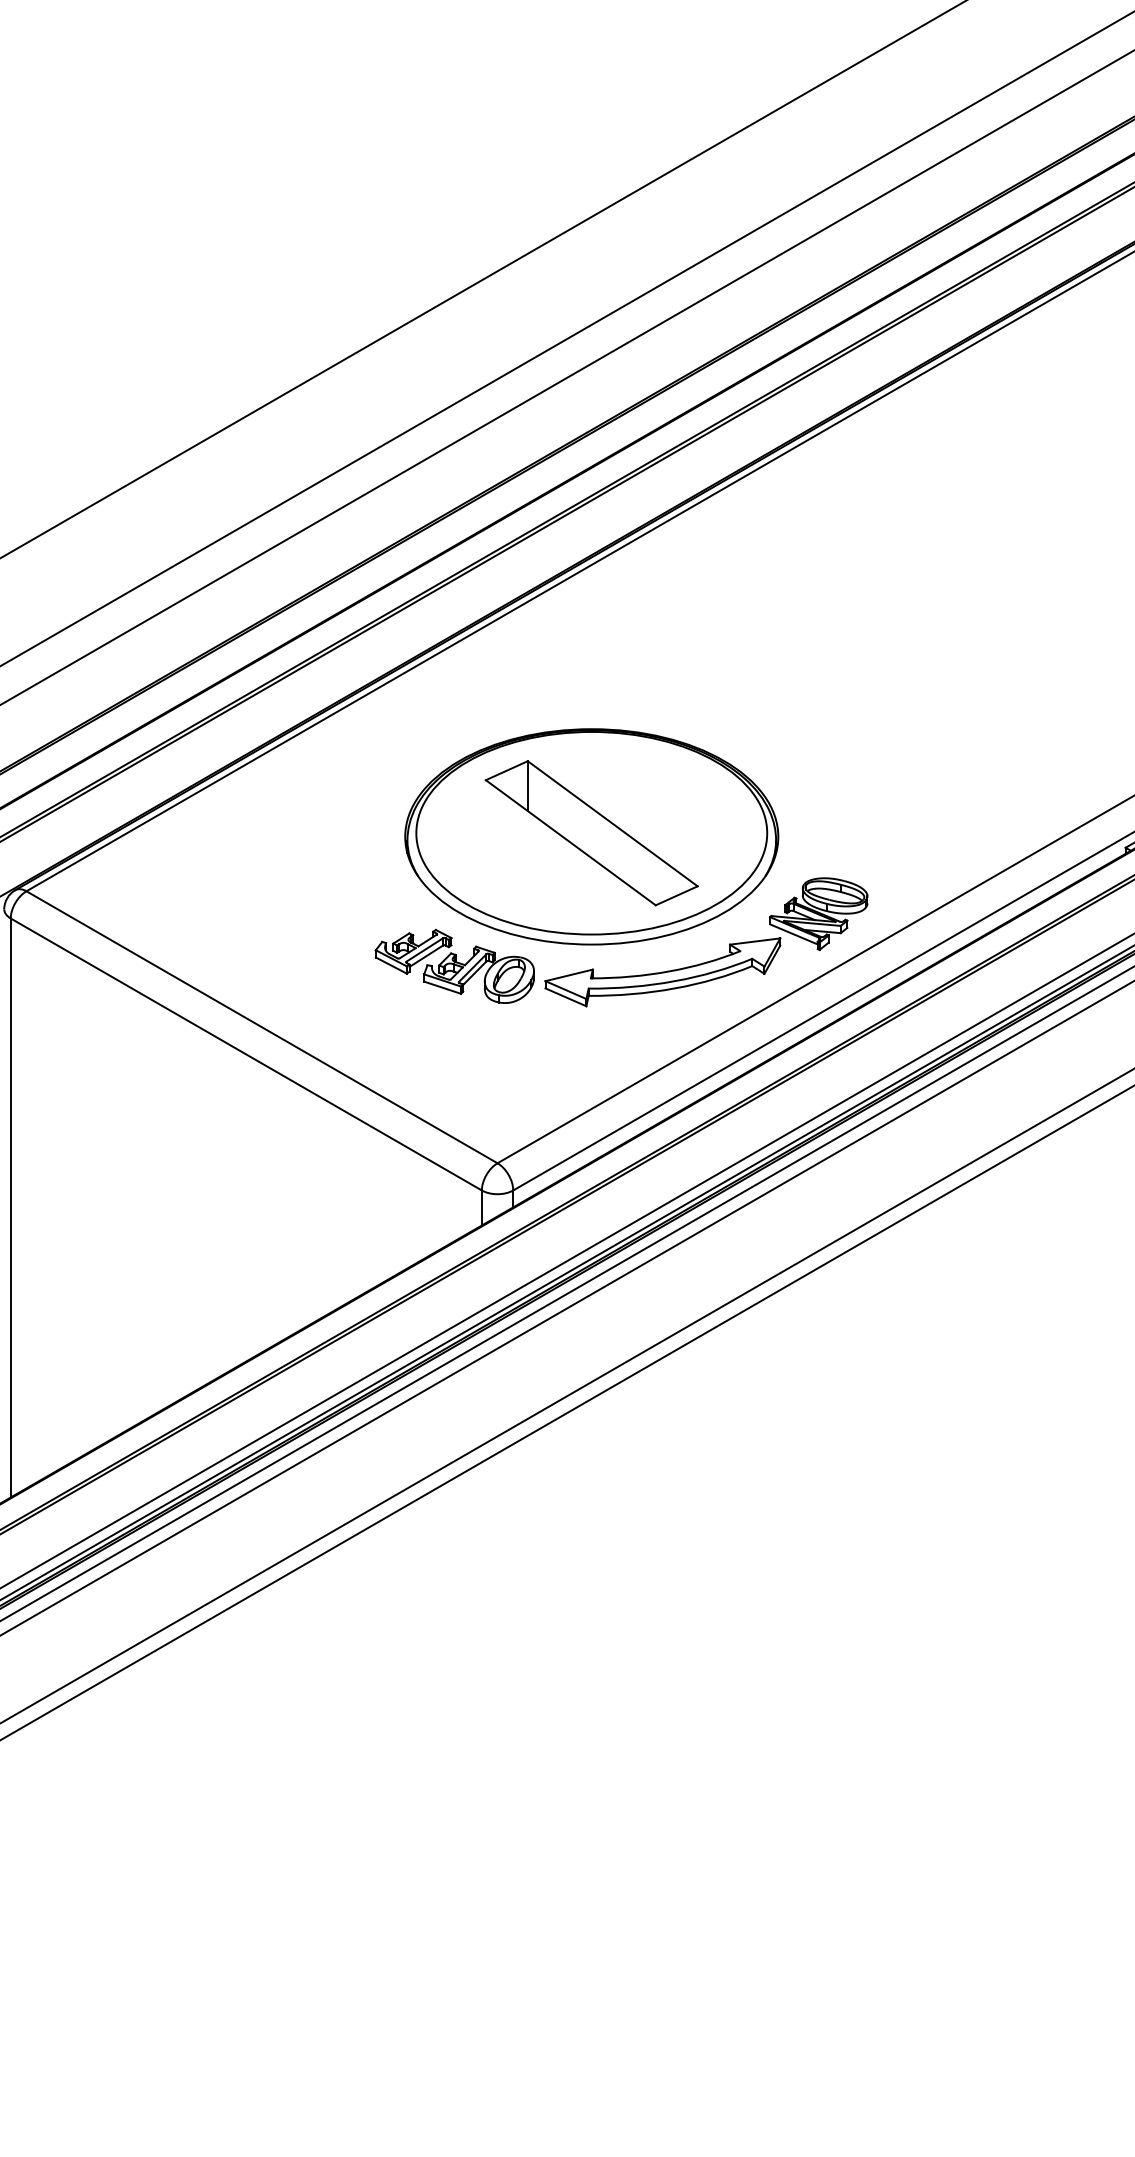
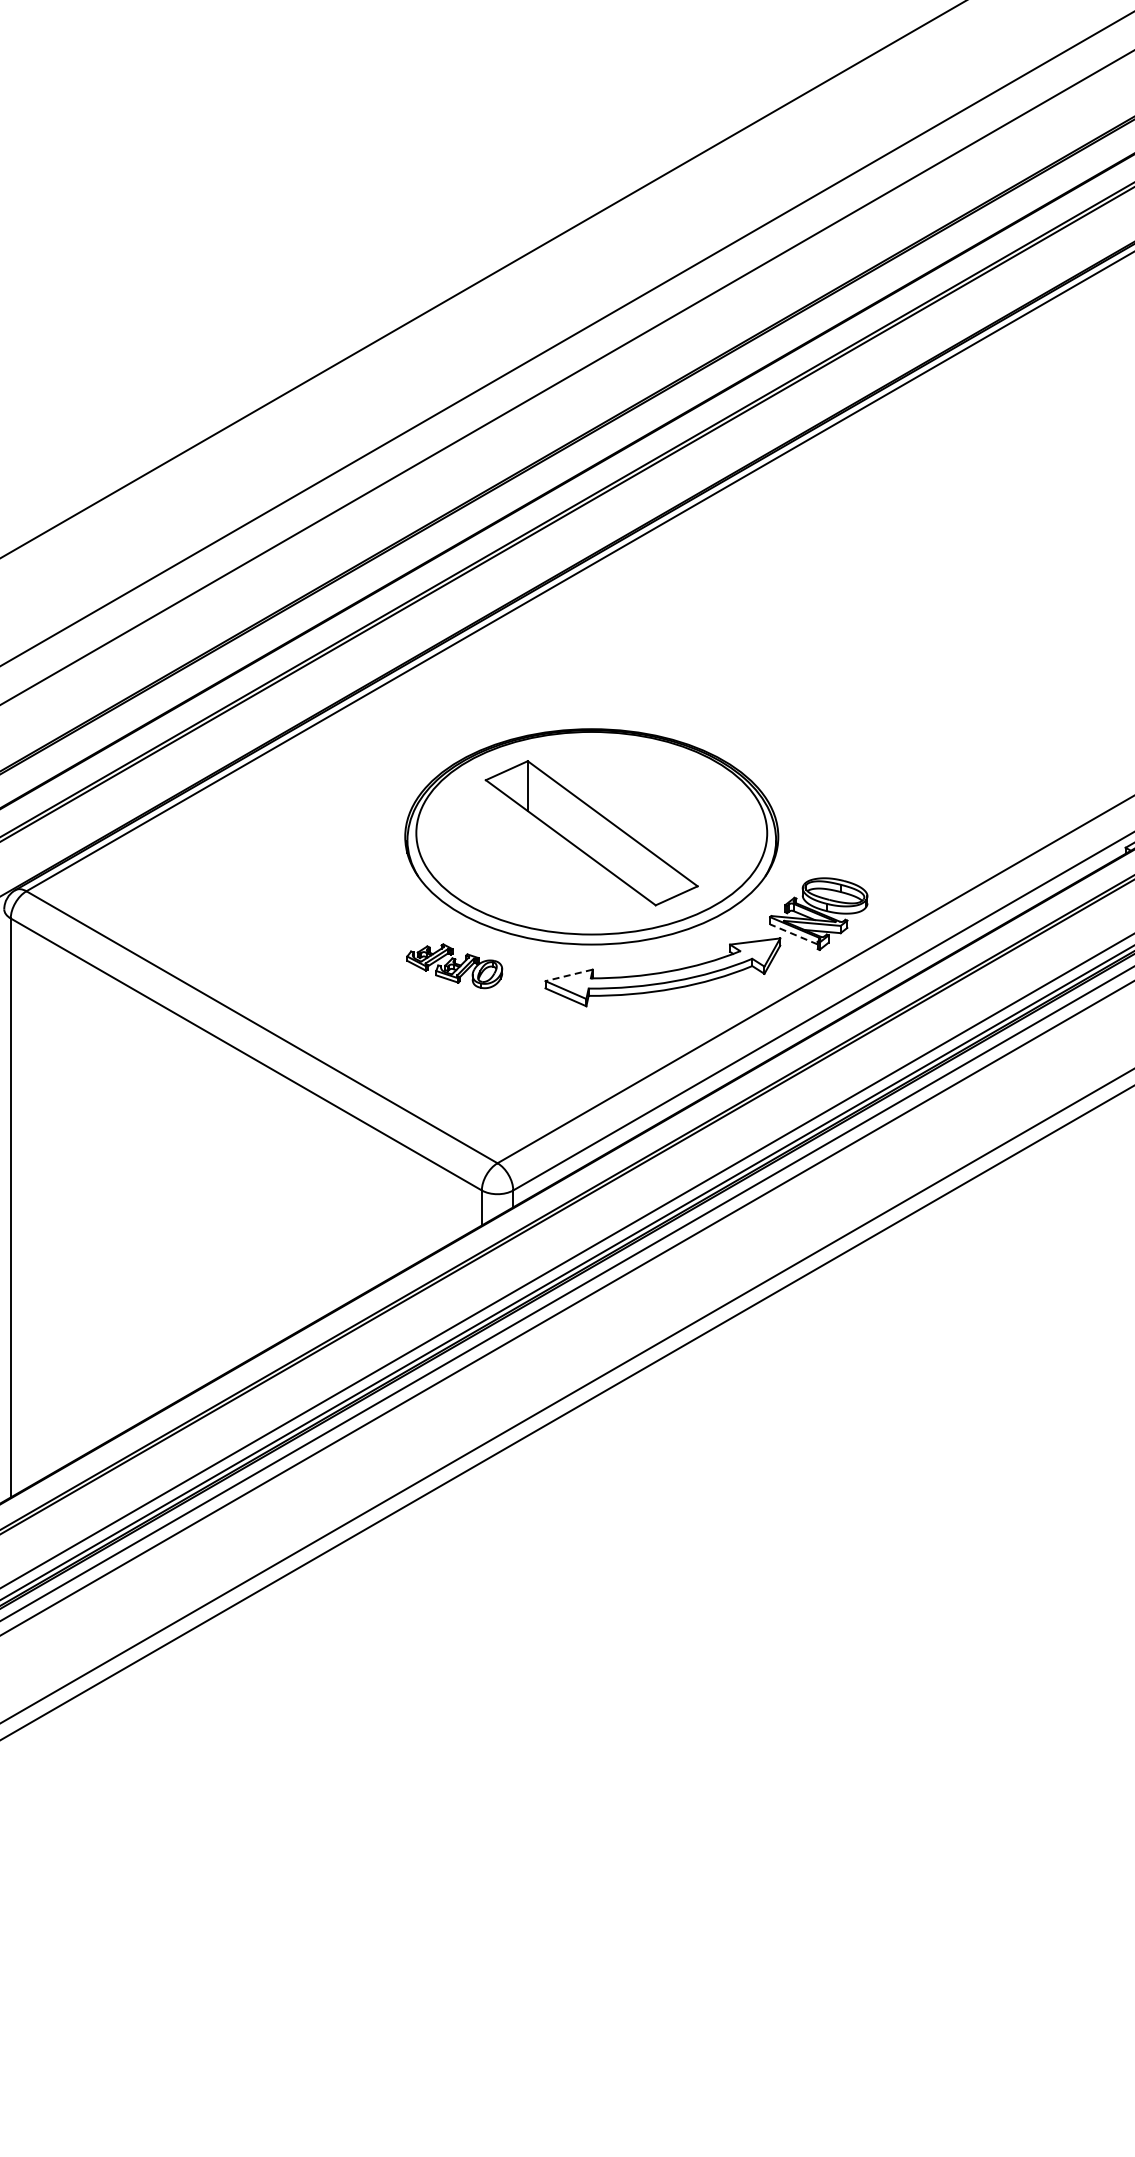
line: solid -> dashed (793, 934)
part size: 161x76 px -> 98x47 px (454, 966)
line: solid -> dashed (568, 975)
